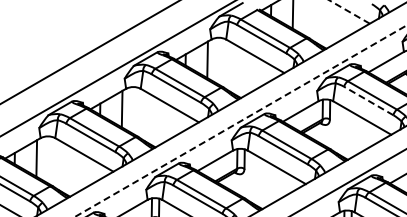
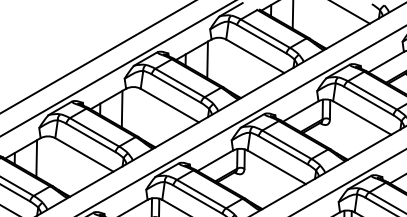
line: dashed -> solid (349, 11)
line position: (89, 52) -> (97, 57) (97, 57)
line: dashed -> solid (368, 100)
line: dashed -> solid (240, 121)
